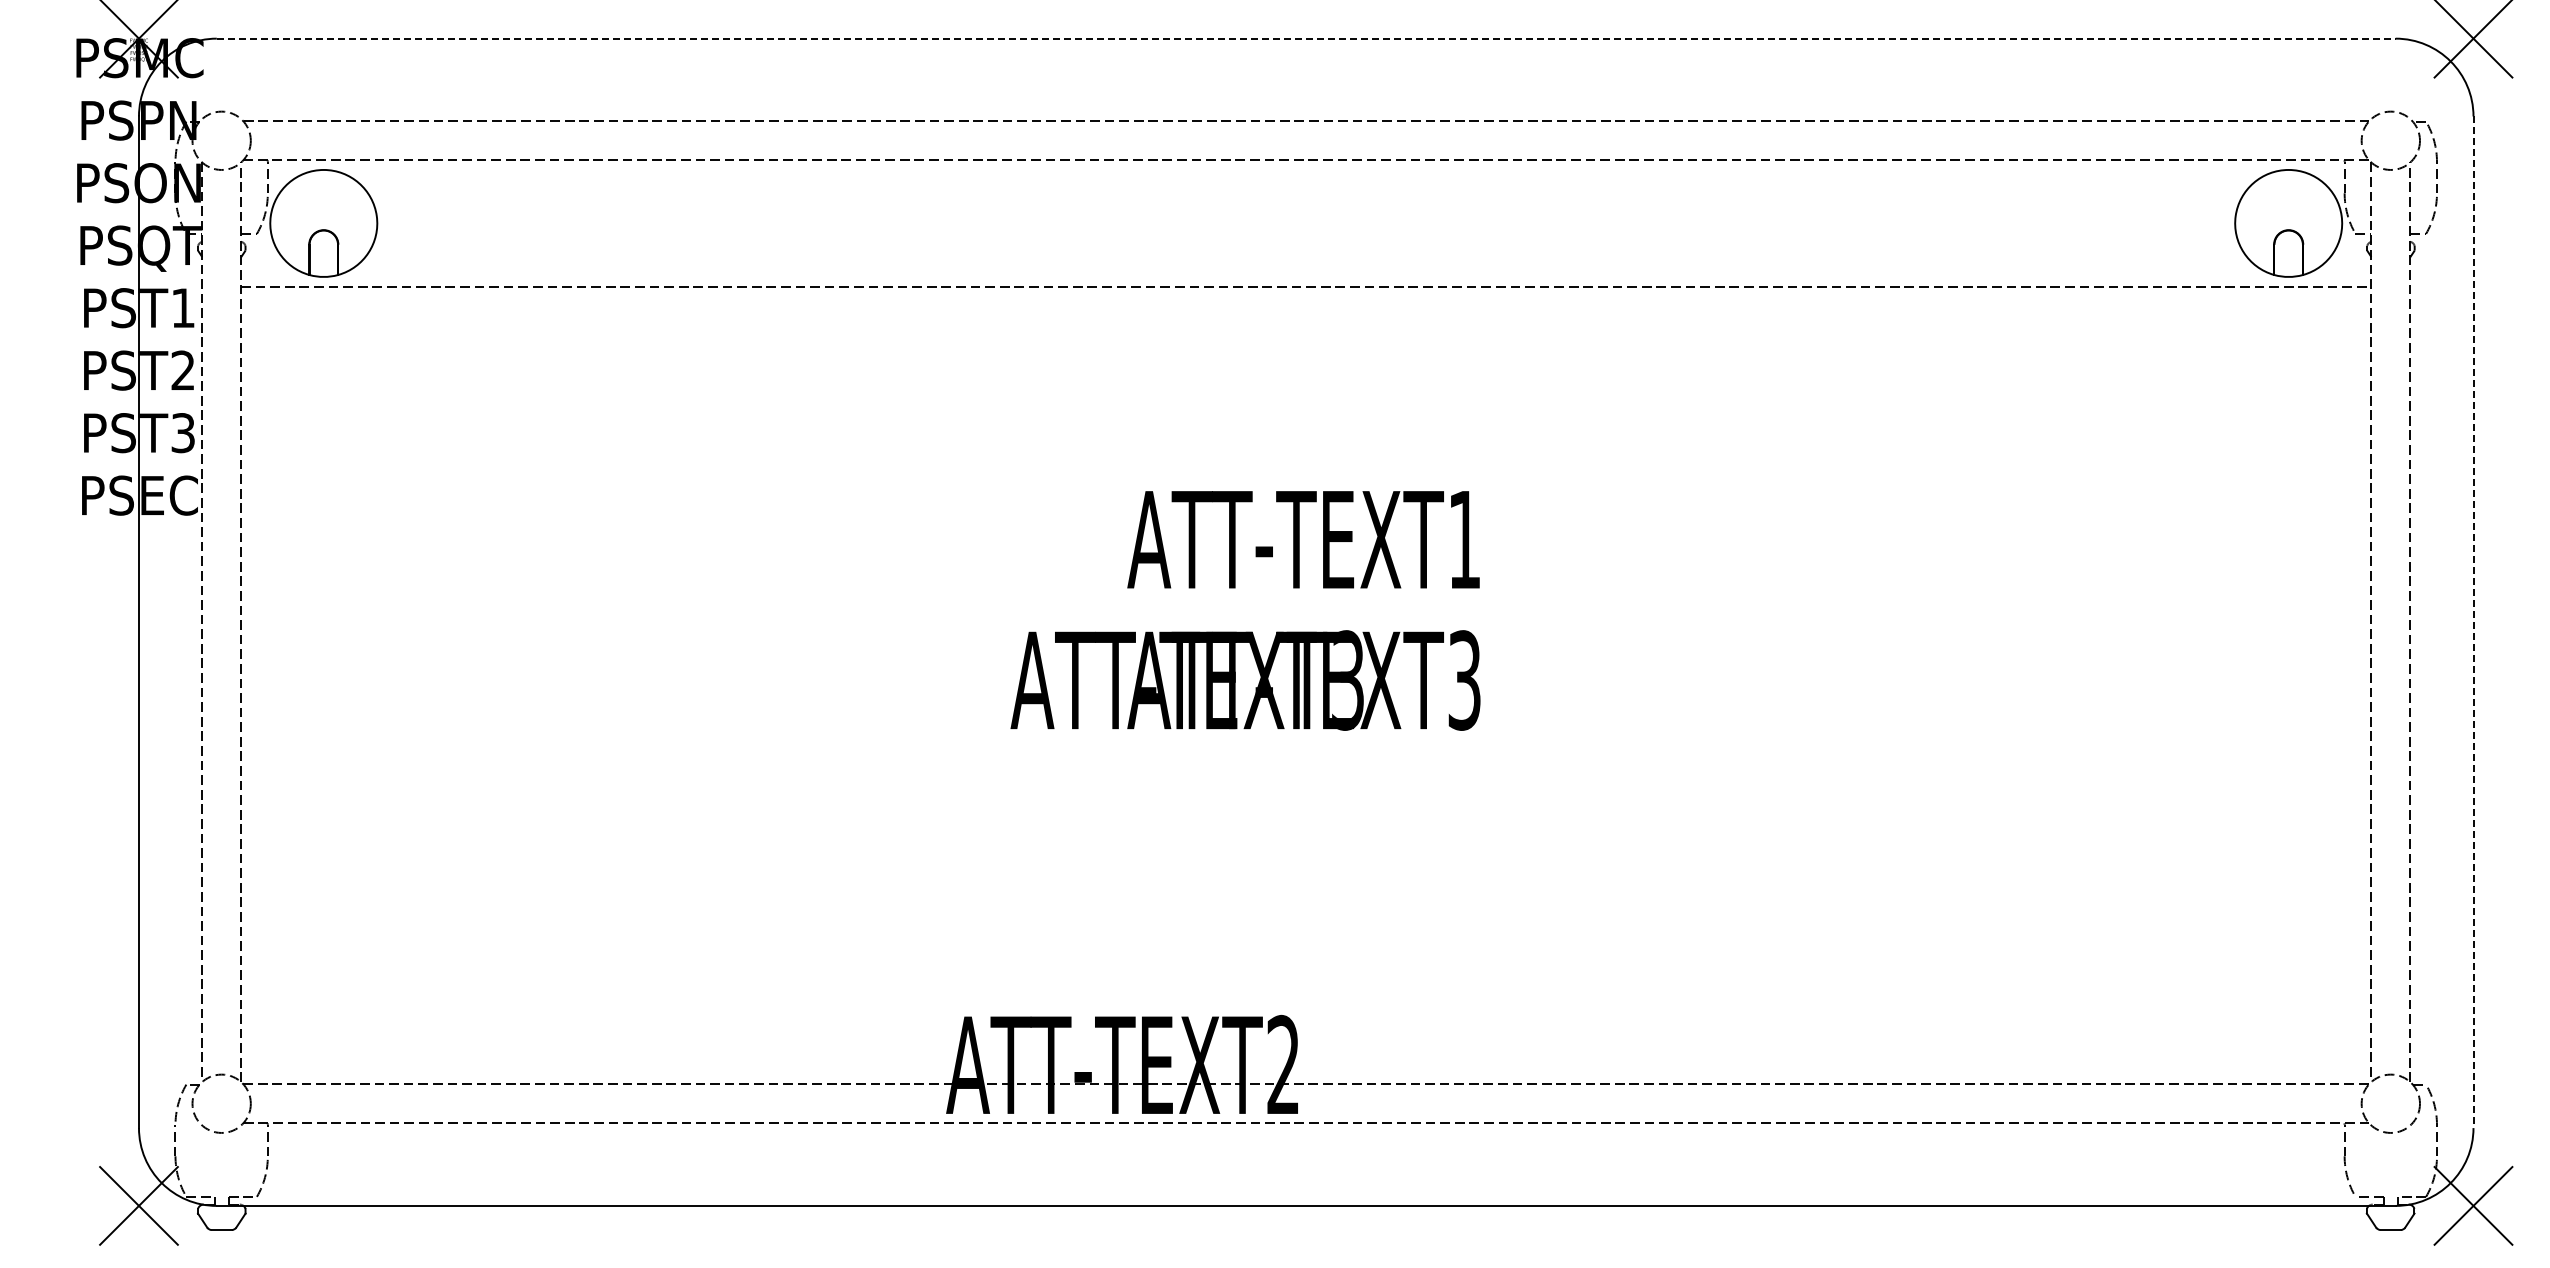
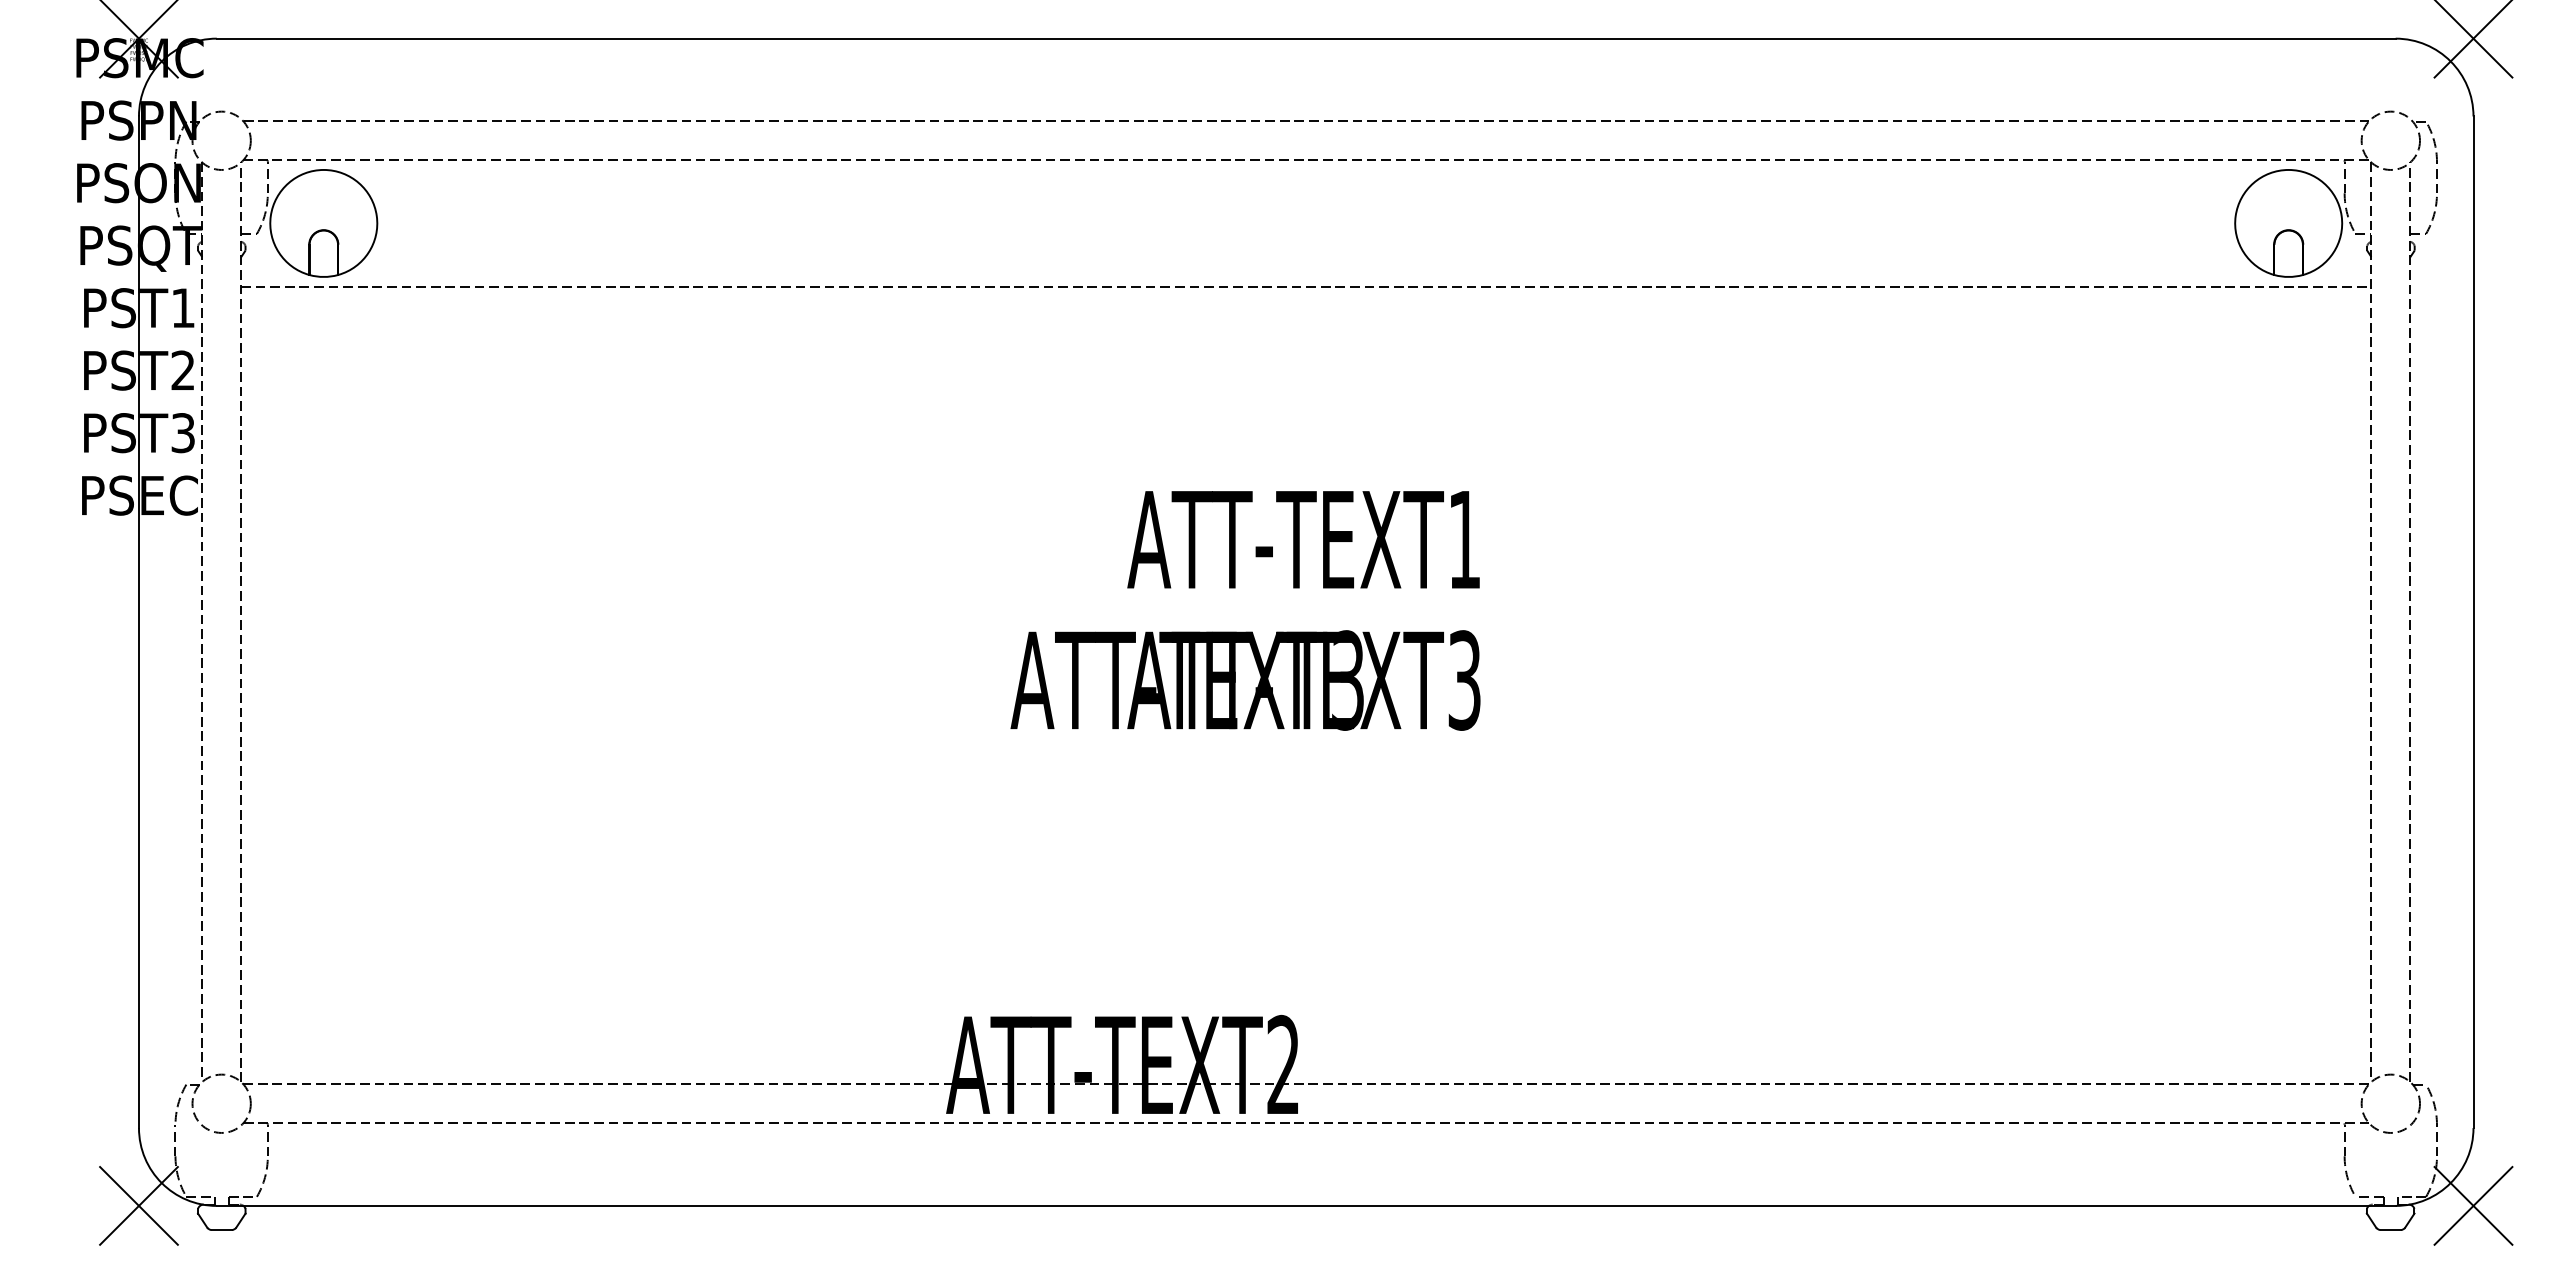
line: dashed -> solid (1306, 38)
line: dashed -> solid (2473, 622)
